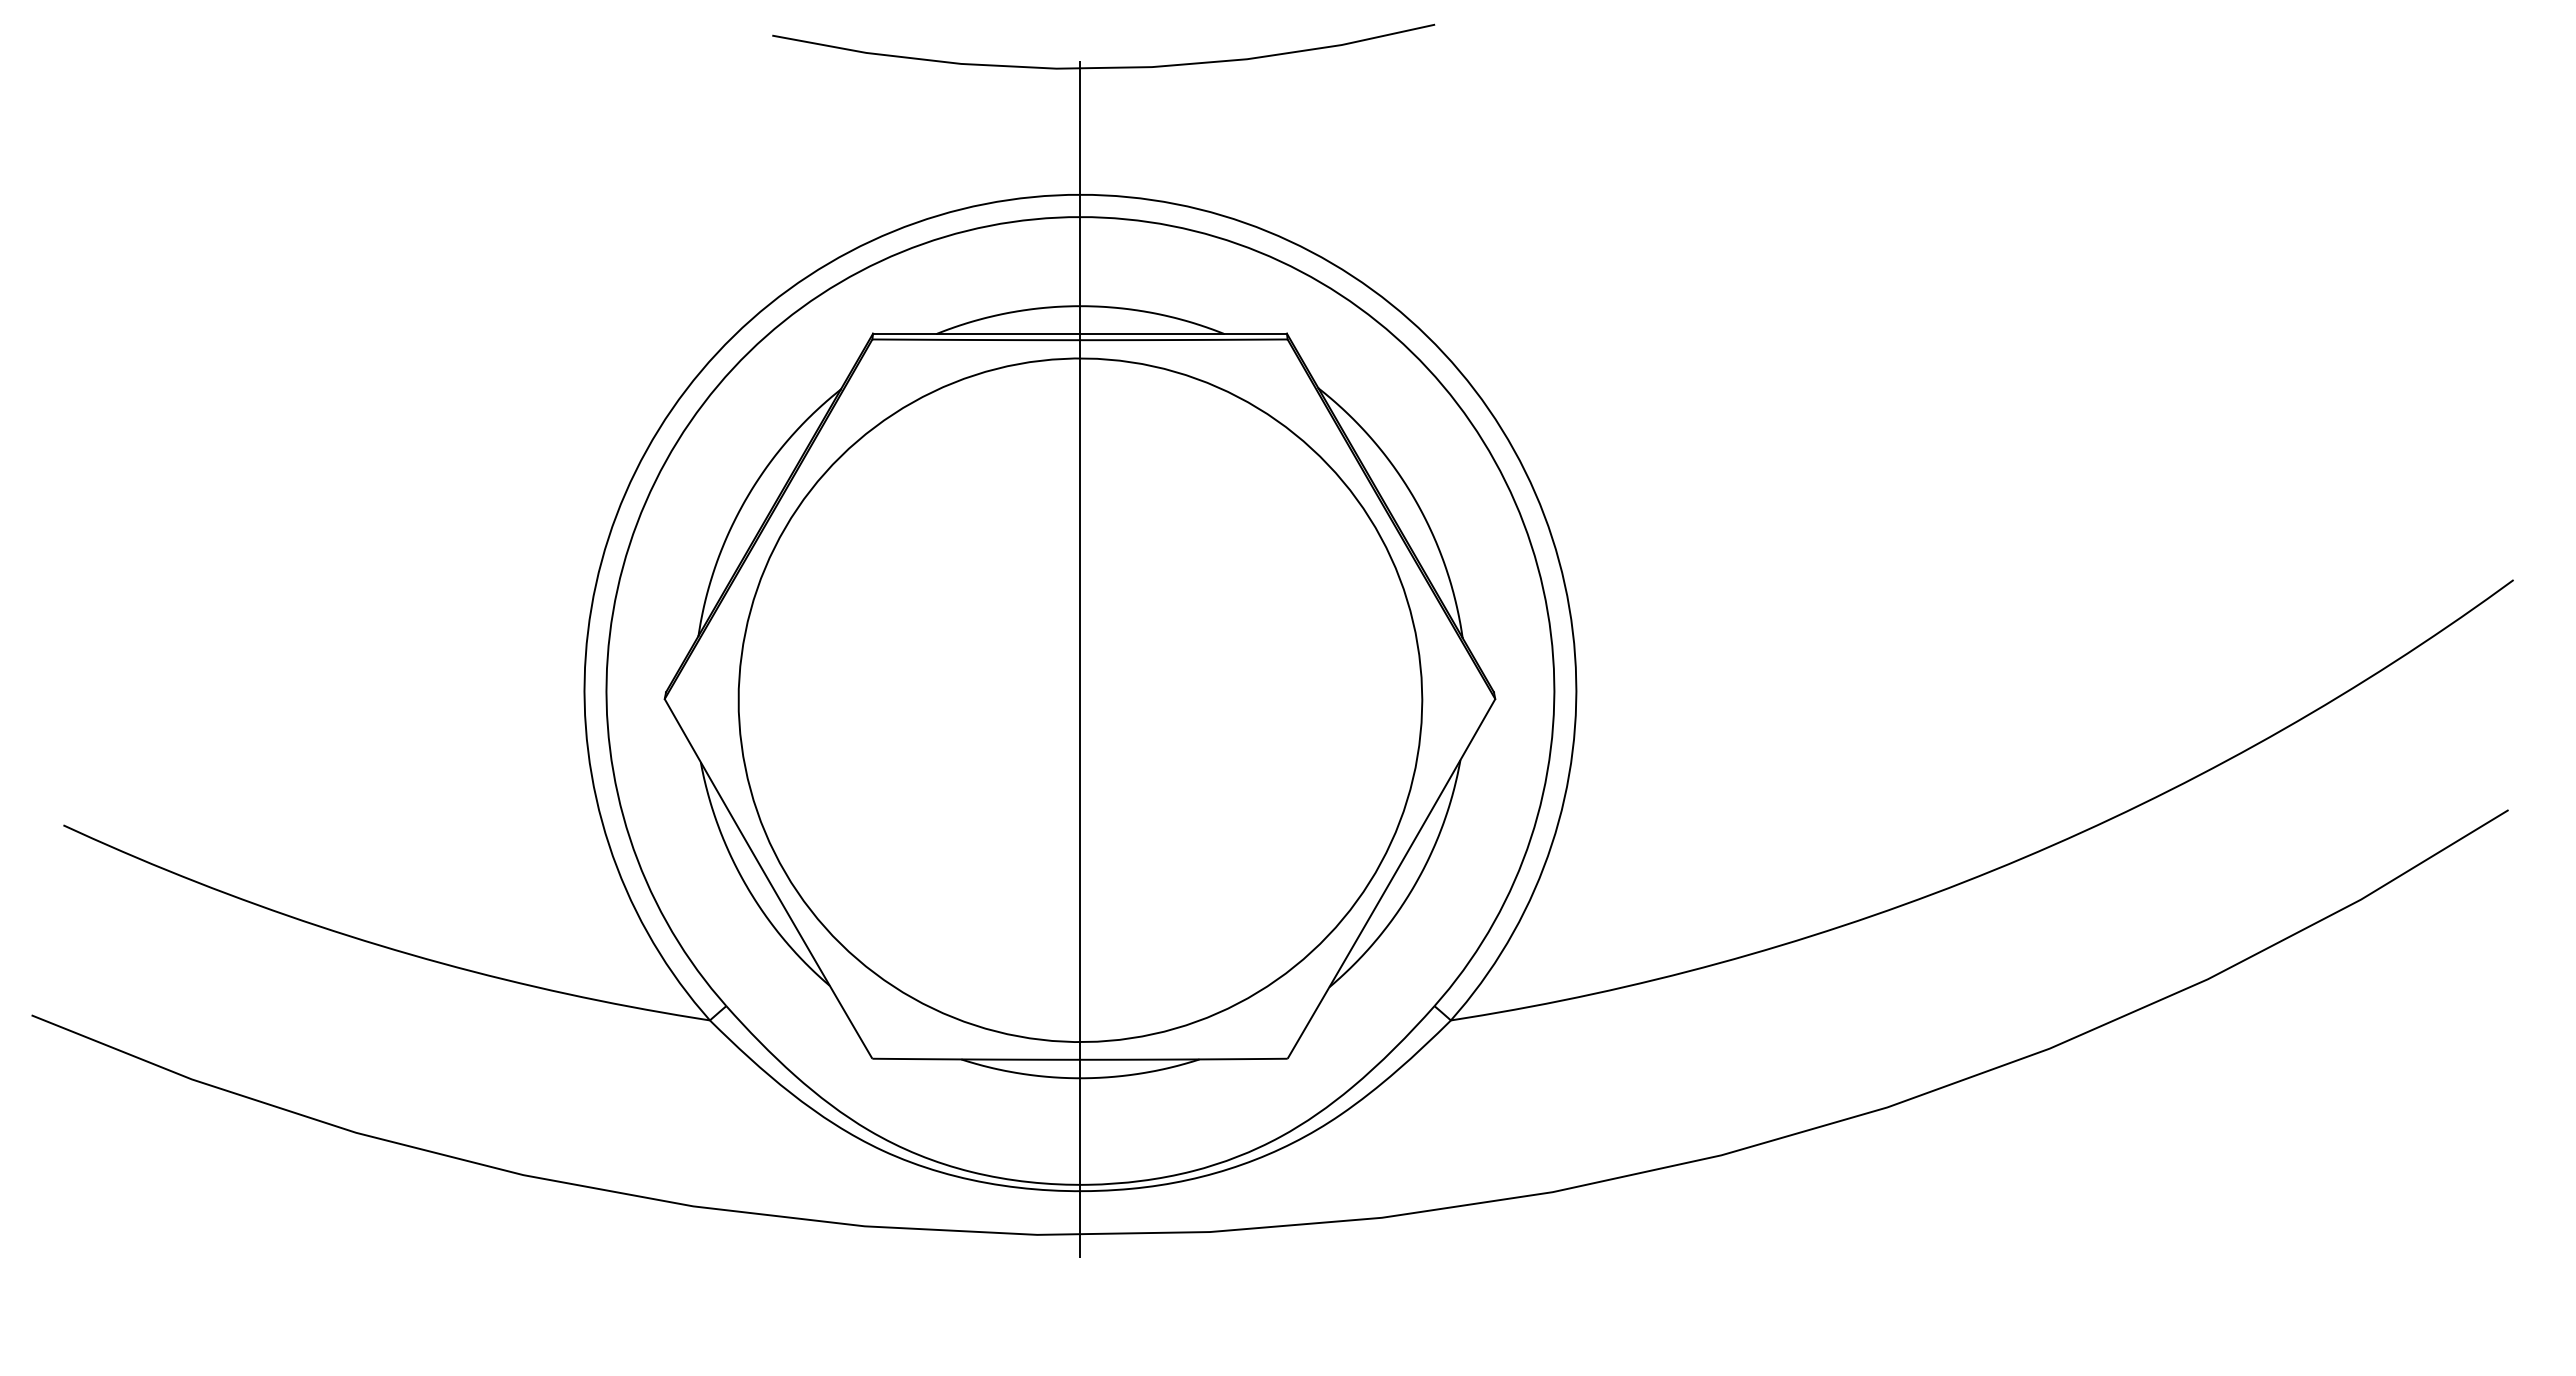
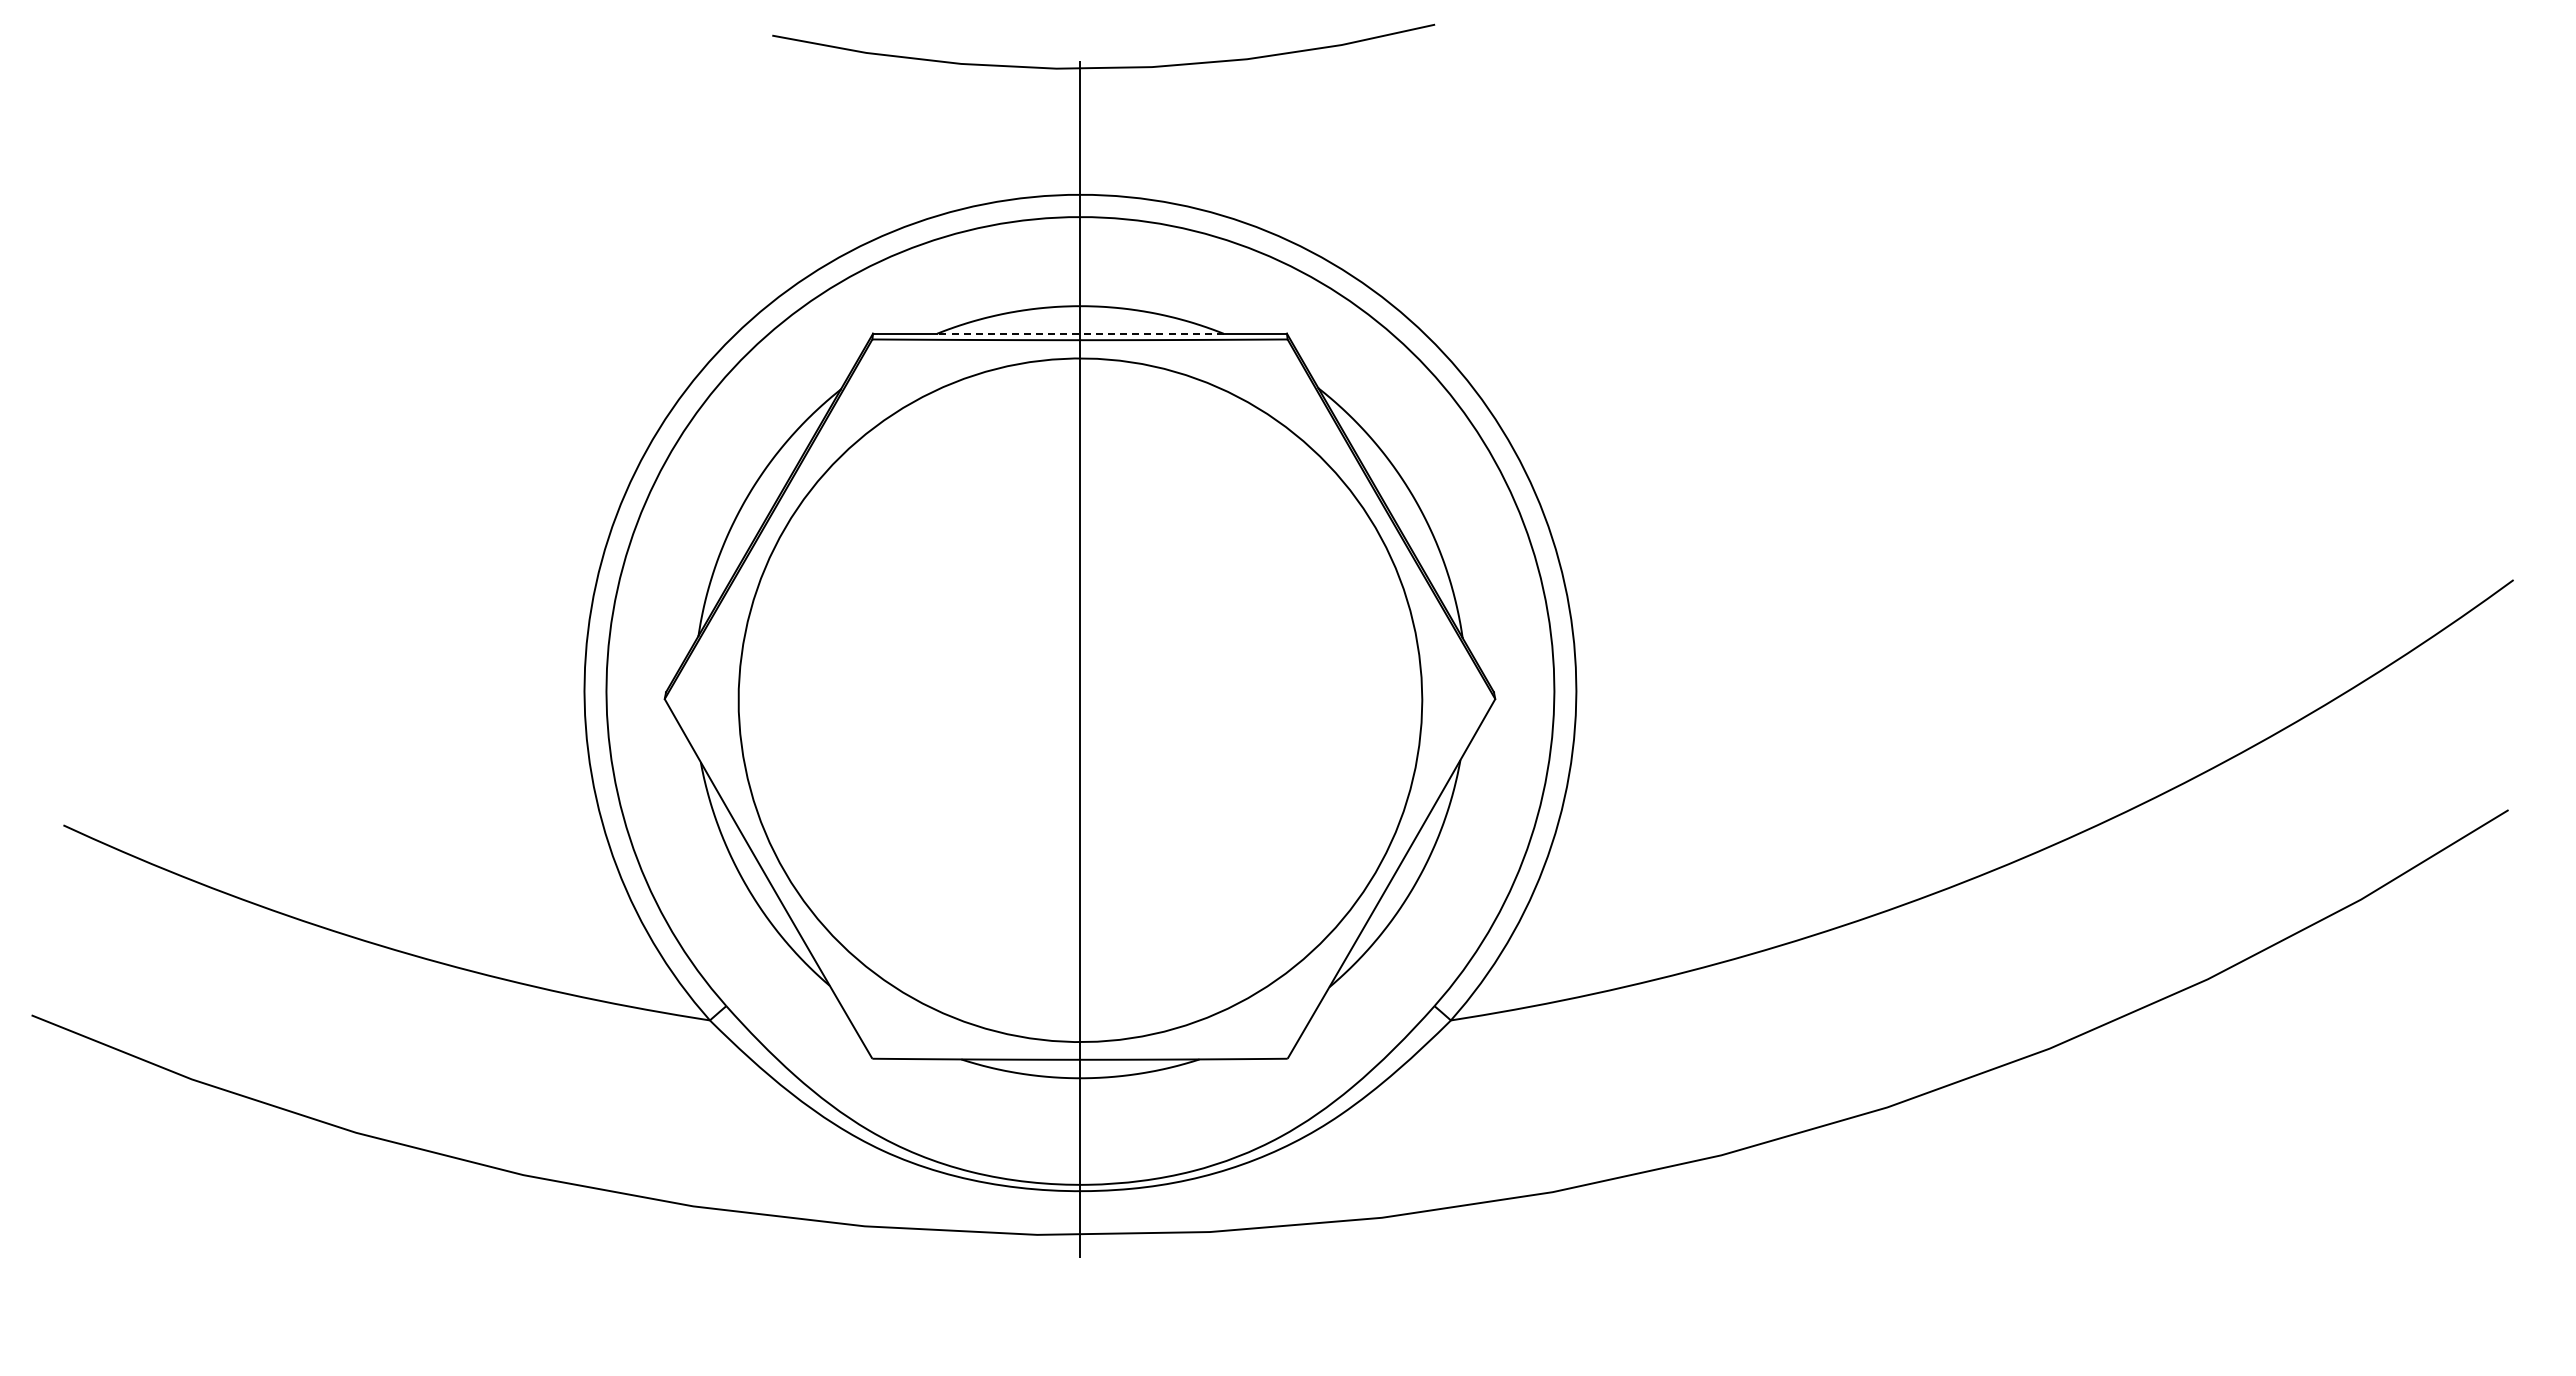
line: solid -> dashed (1079, 333)
